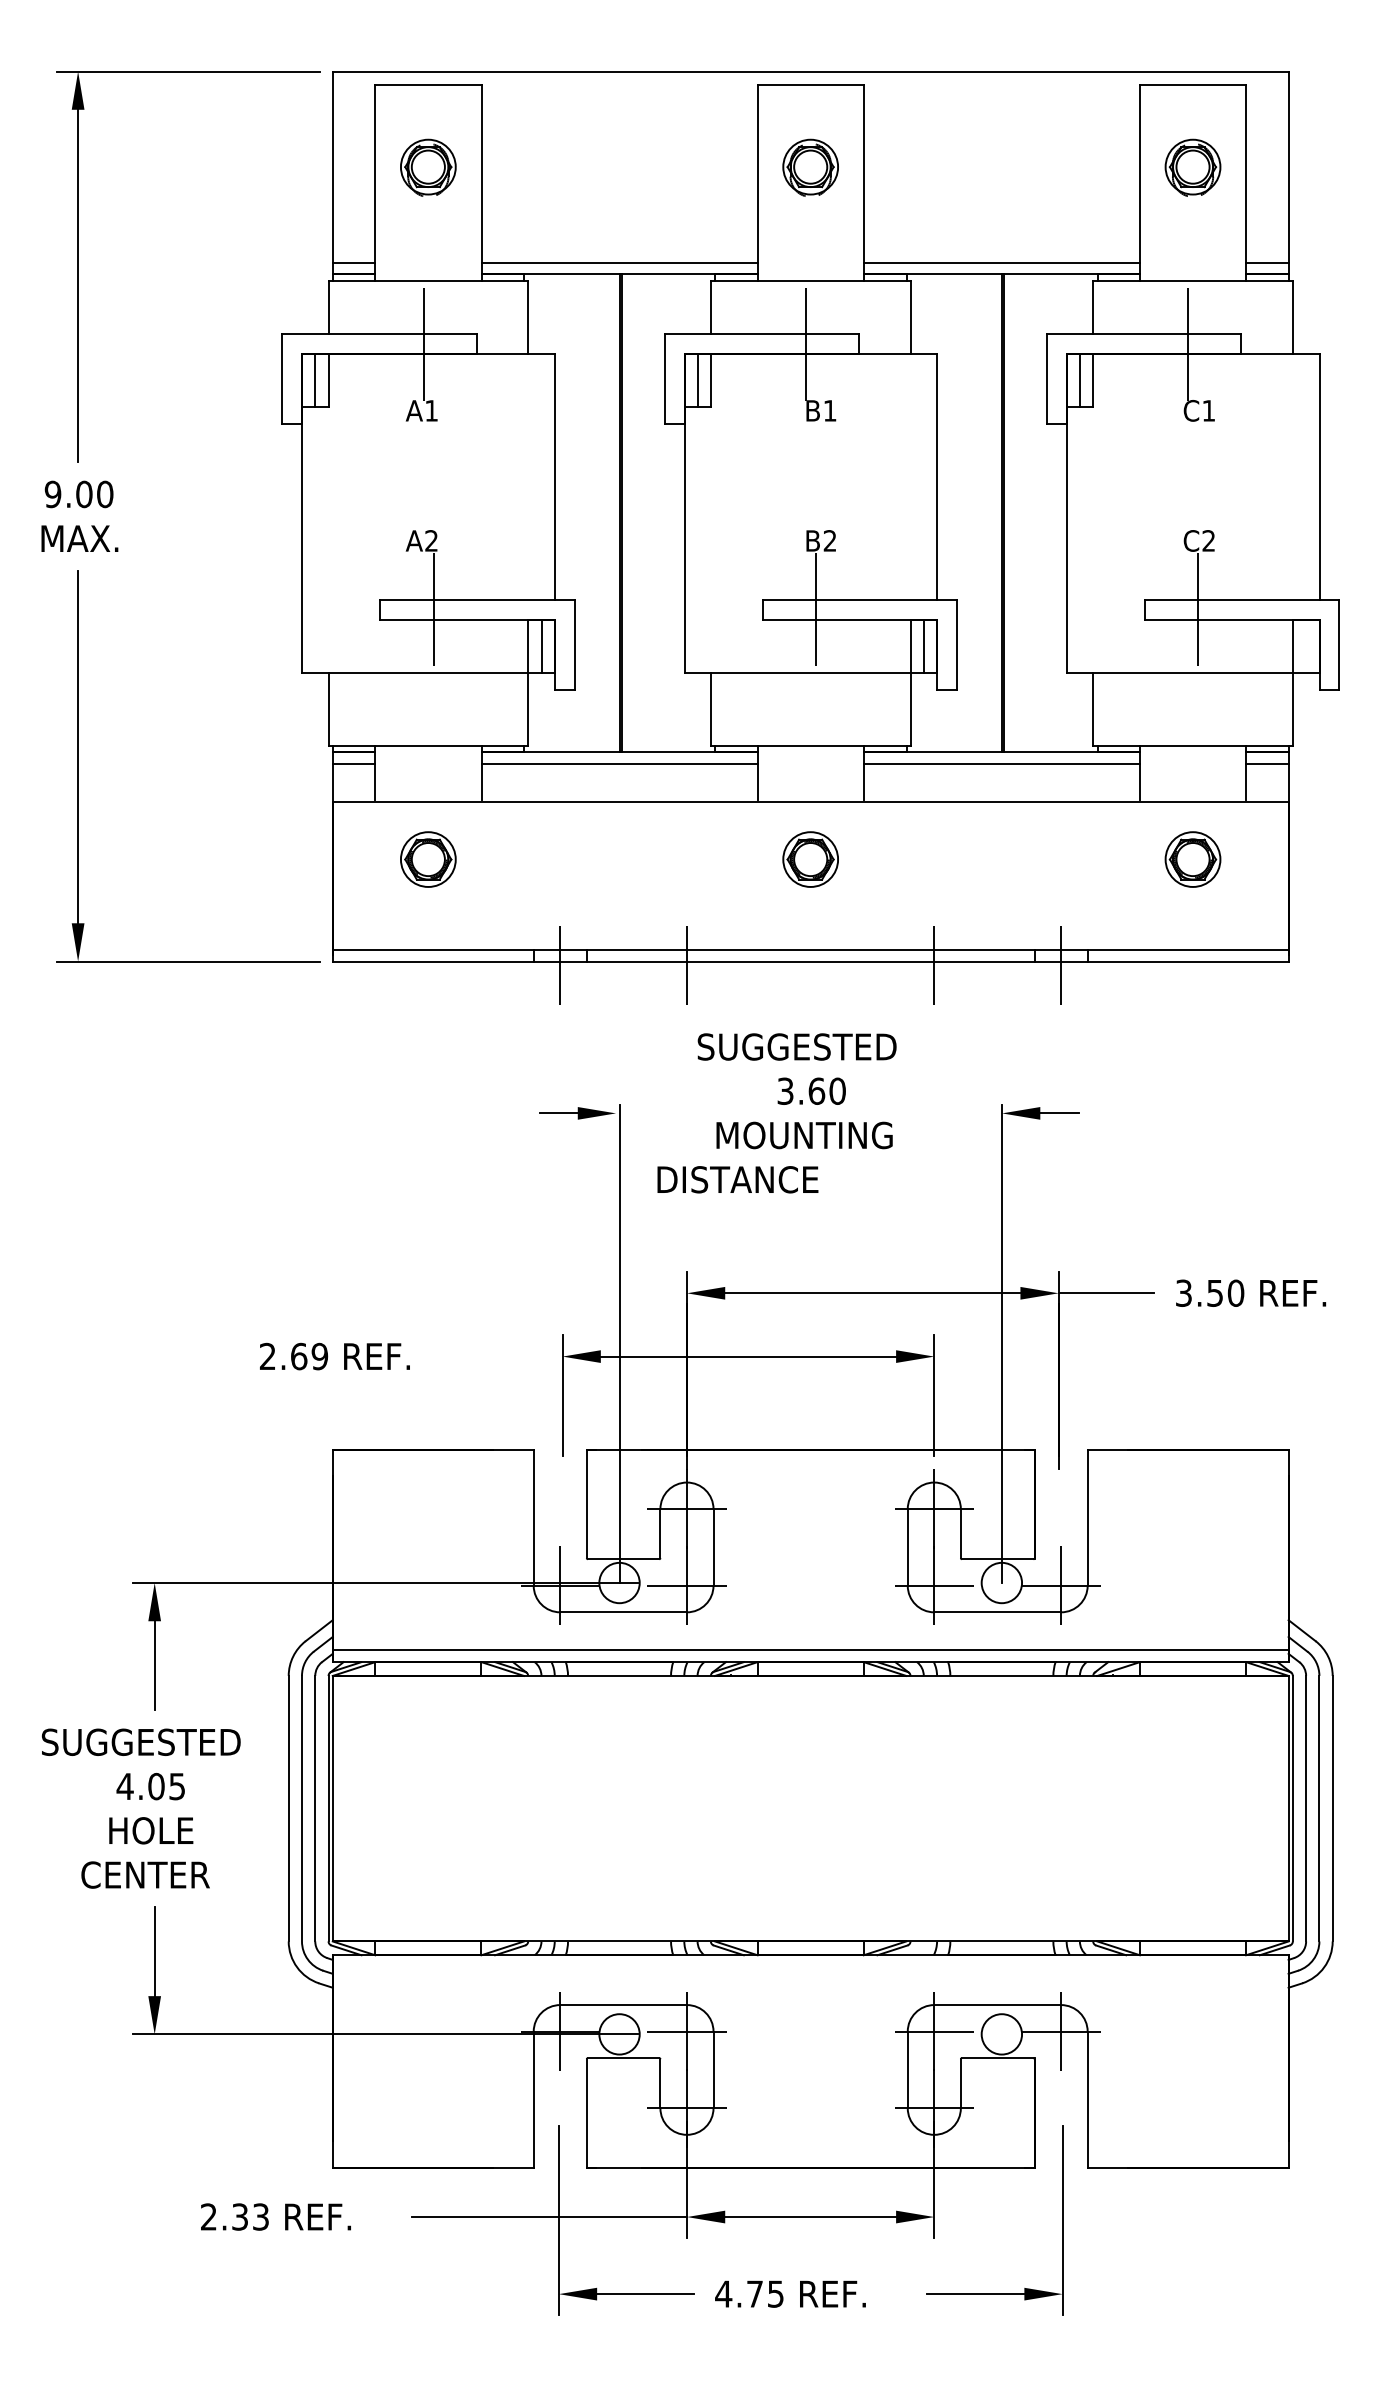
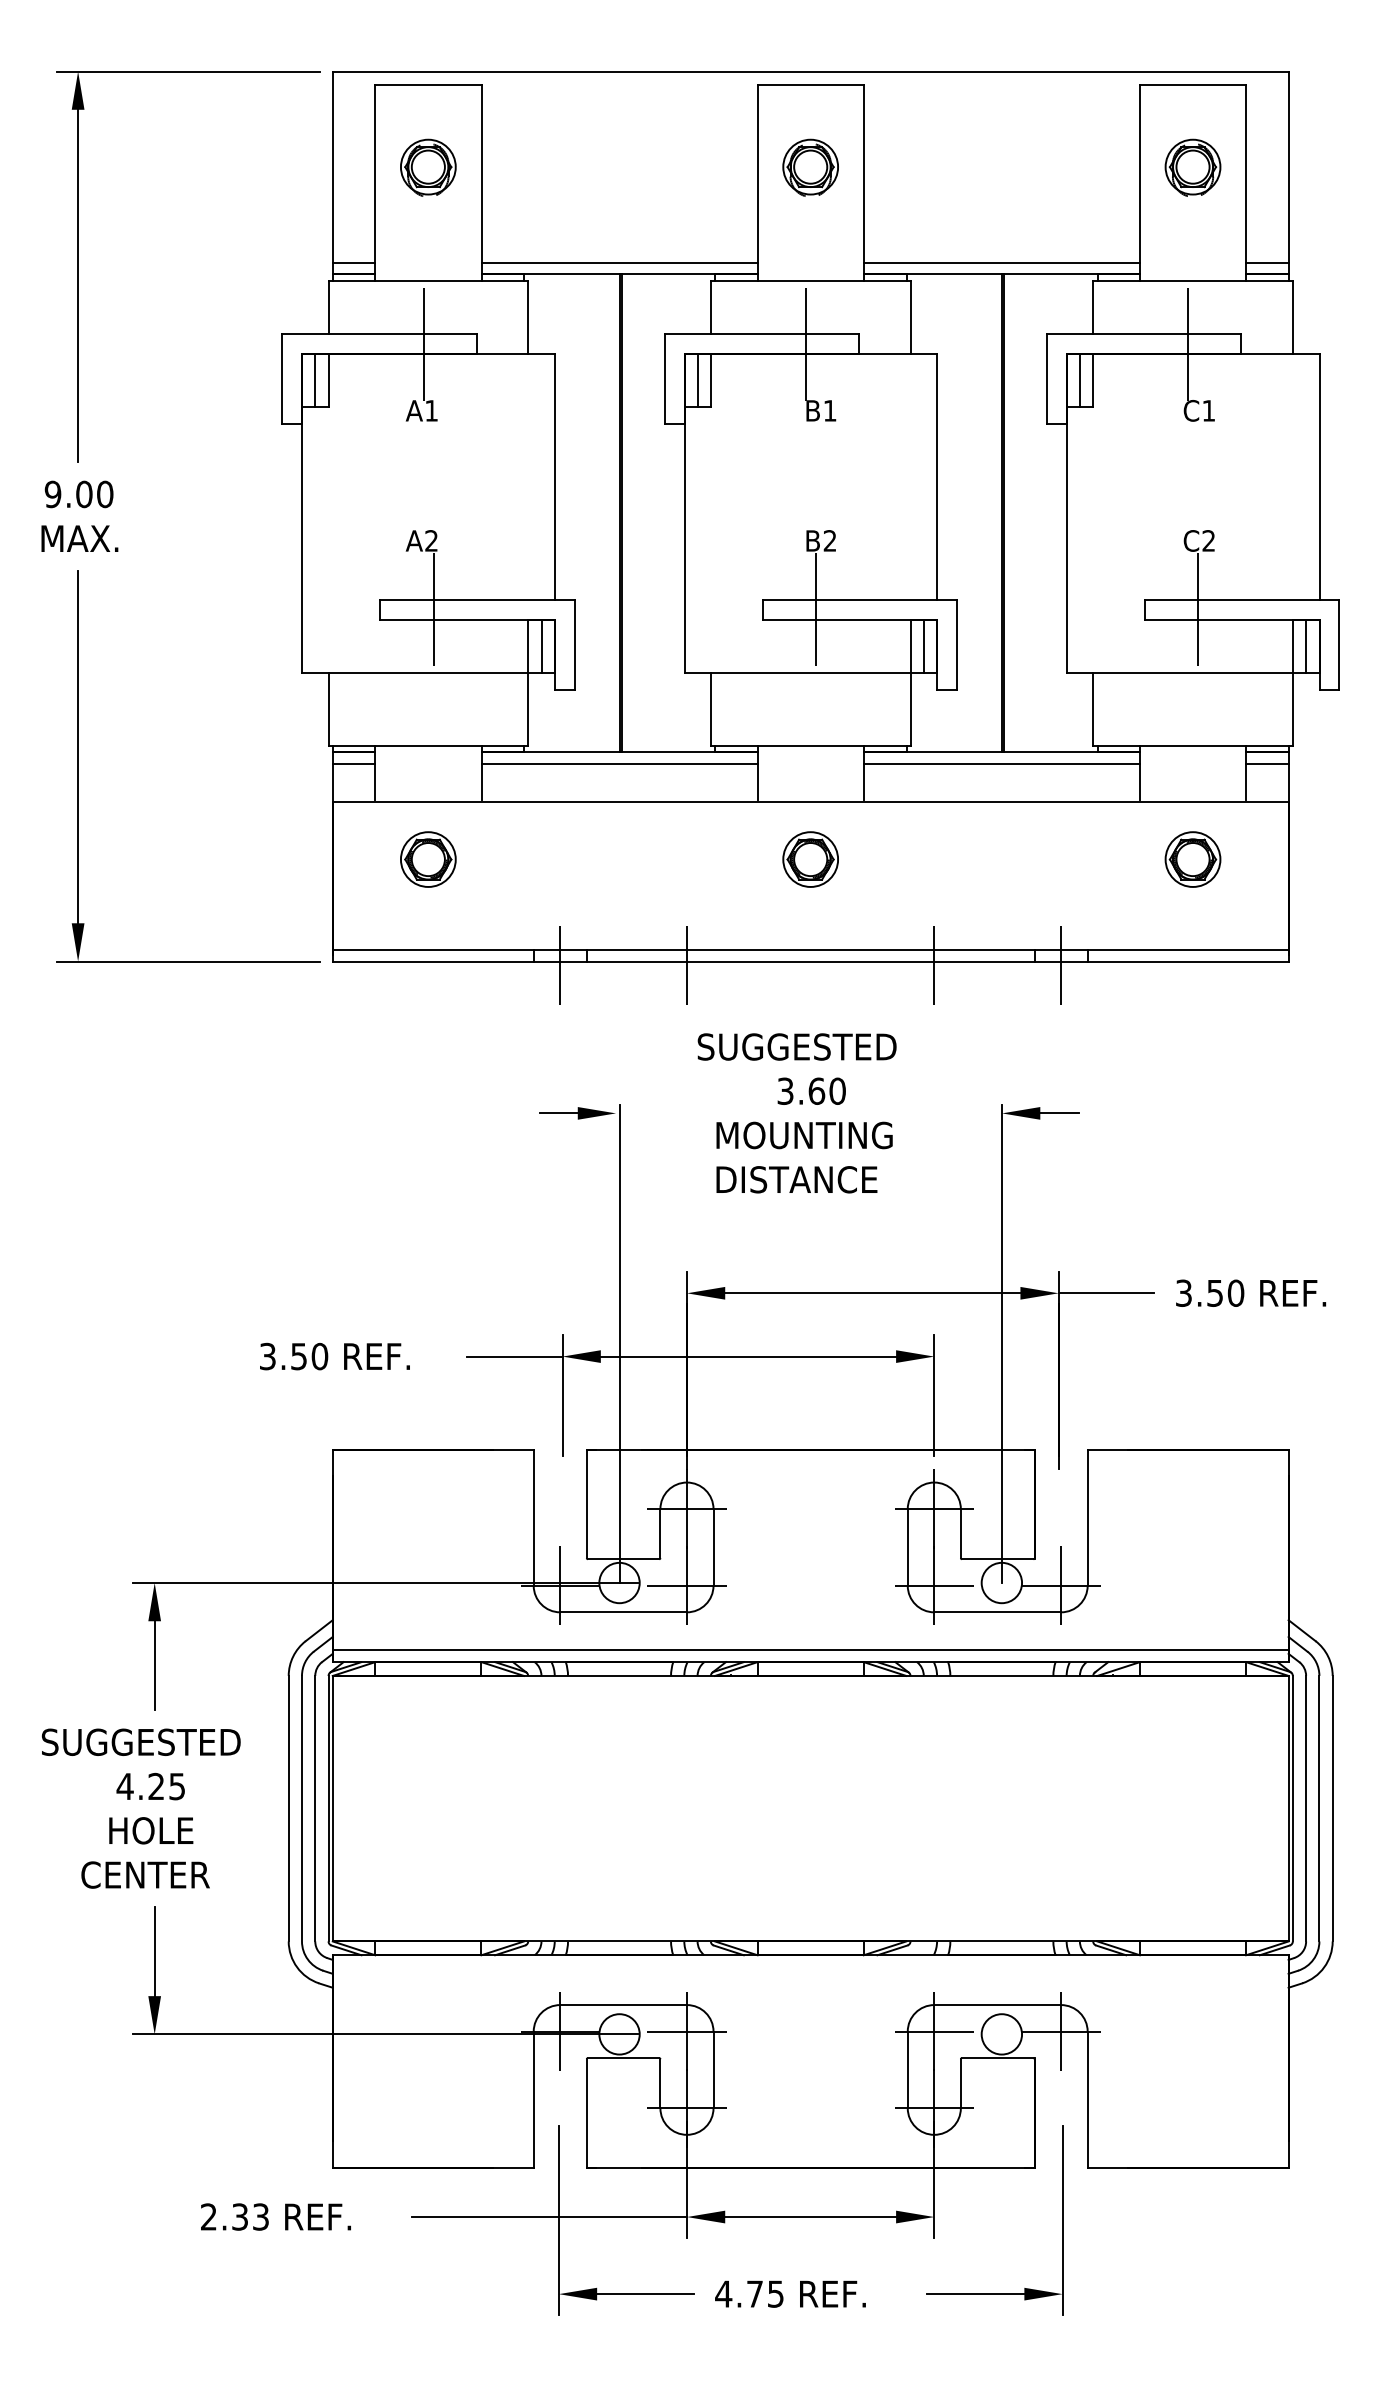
line: none -> present (1306, 645)
text position: (737, 1179) -> (796, 1179) (796, 1179)
text: 2.69 -> 3.50 (294, 1356)
line: none -> present (514, 1356)
text: 4.05 -> 4.25 (156, 1786)
